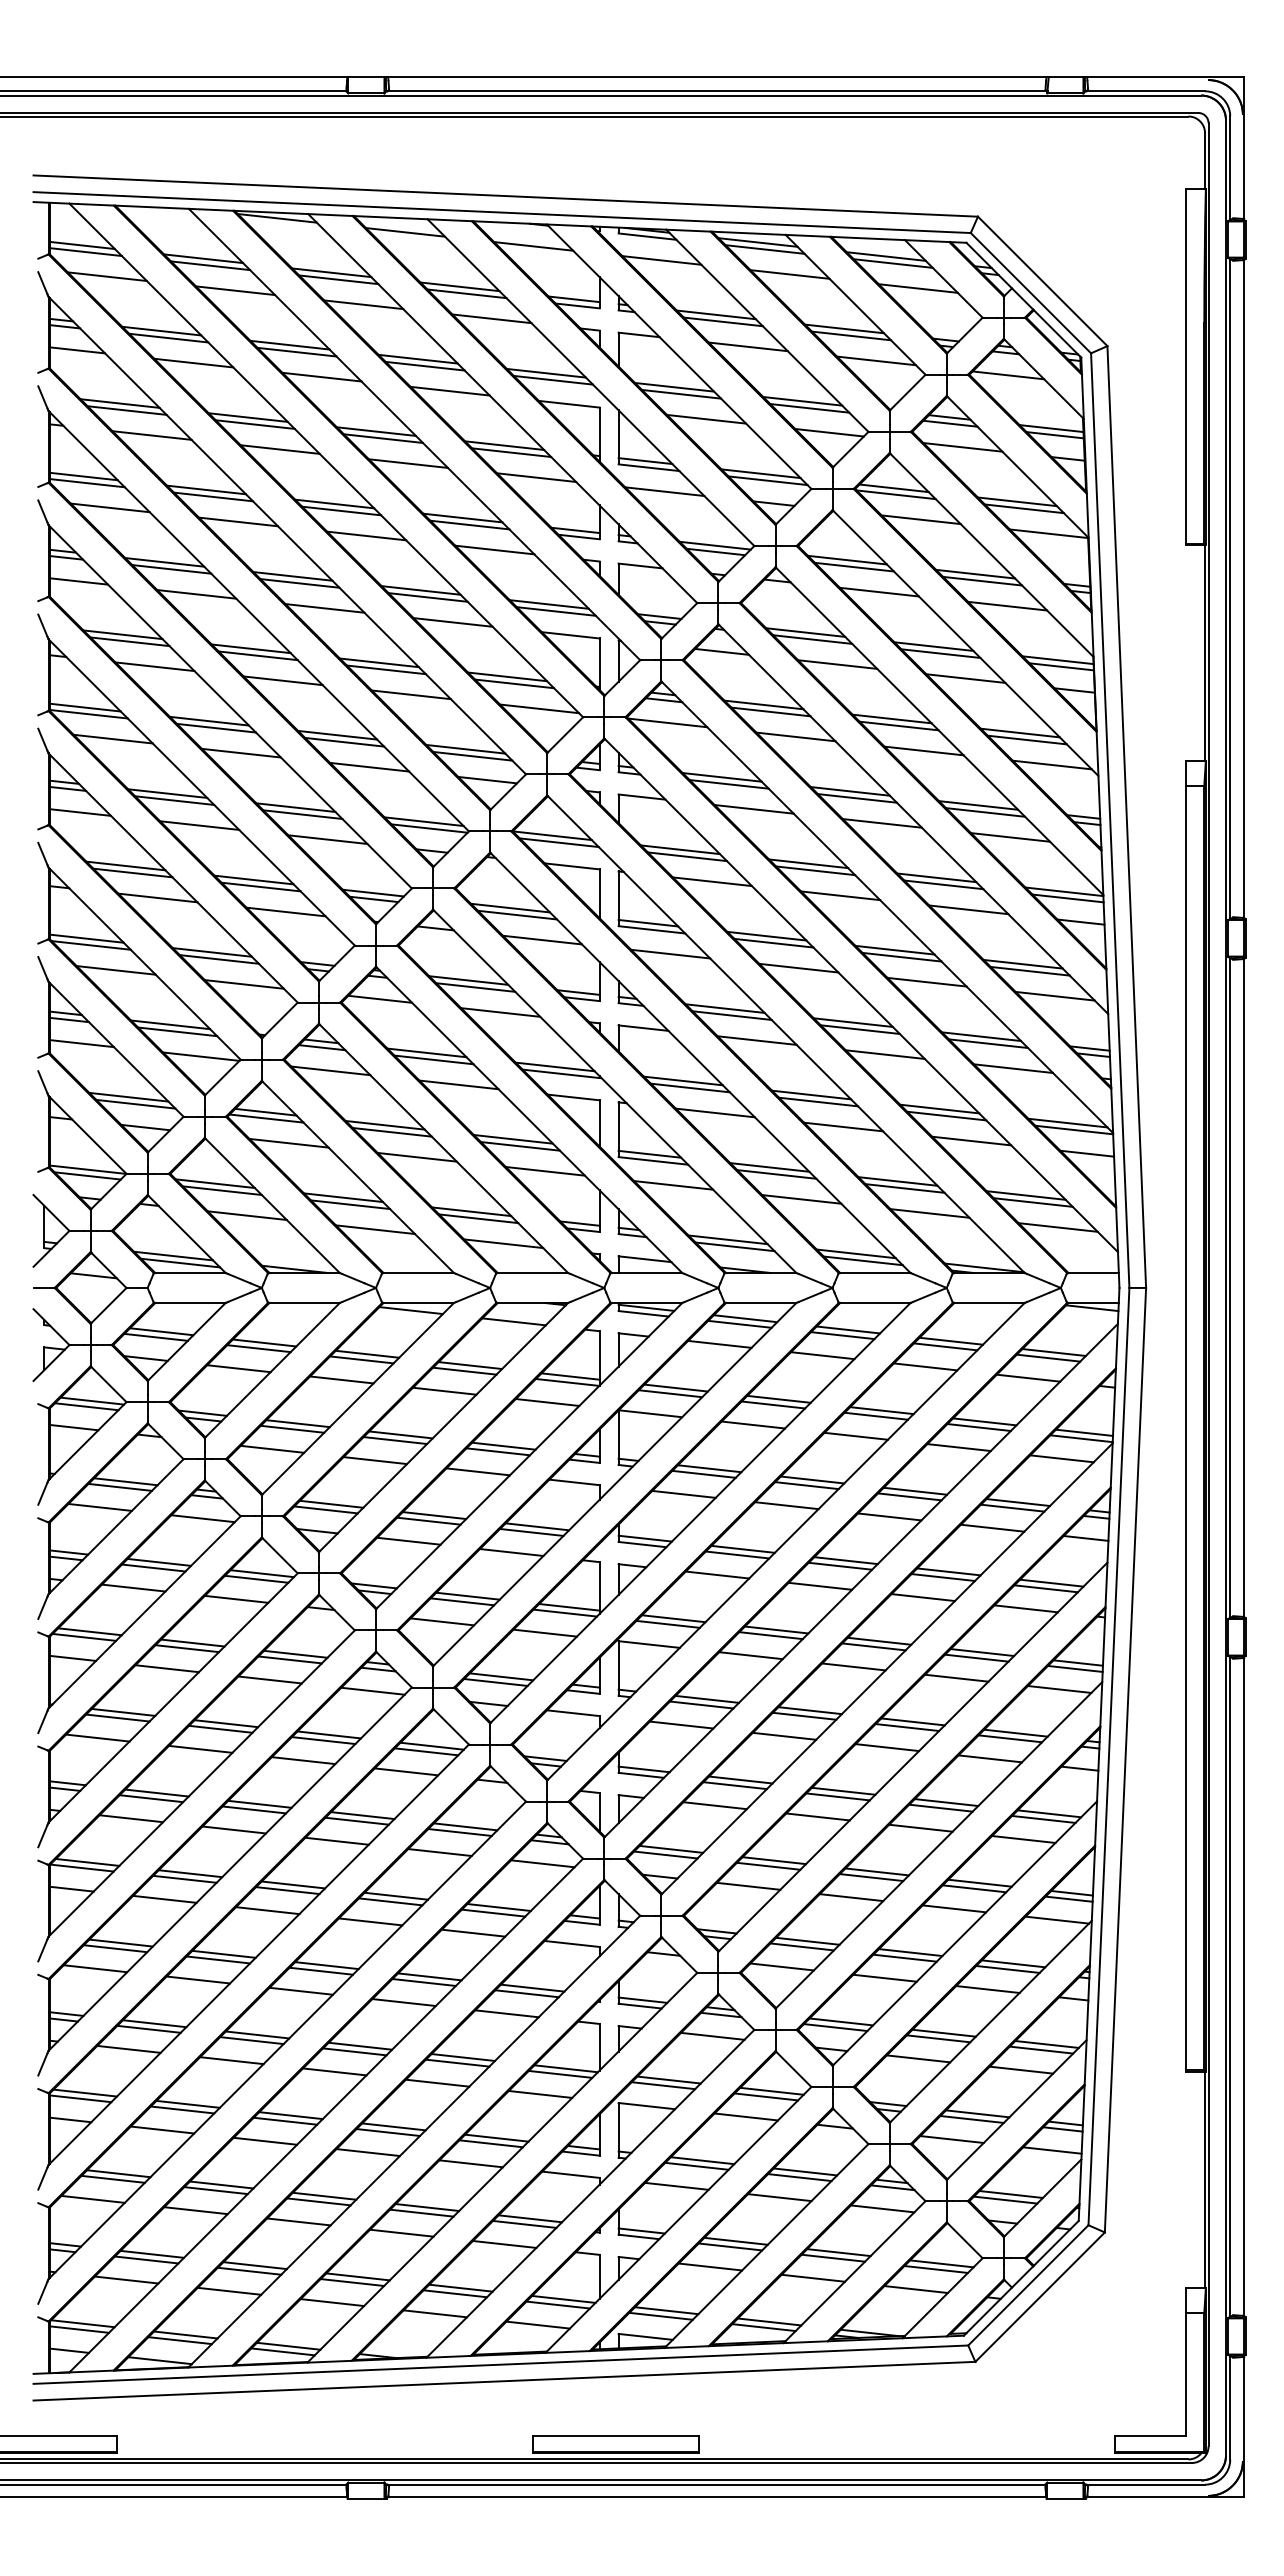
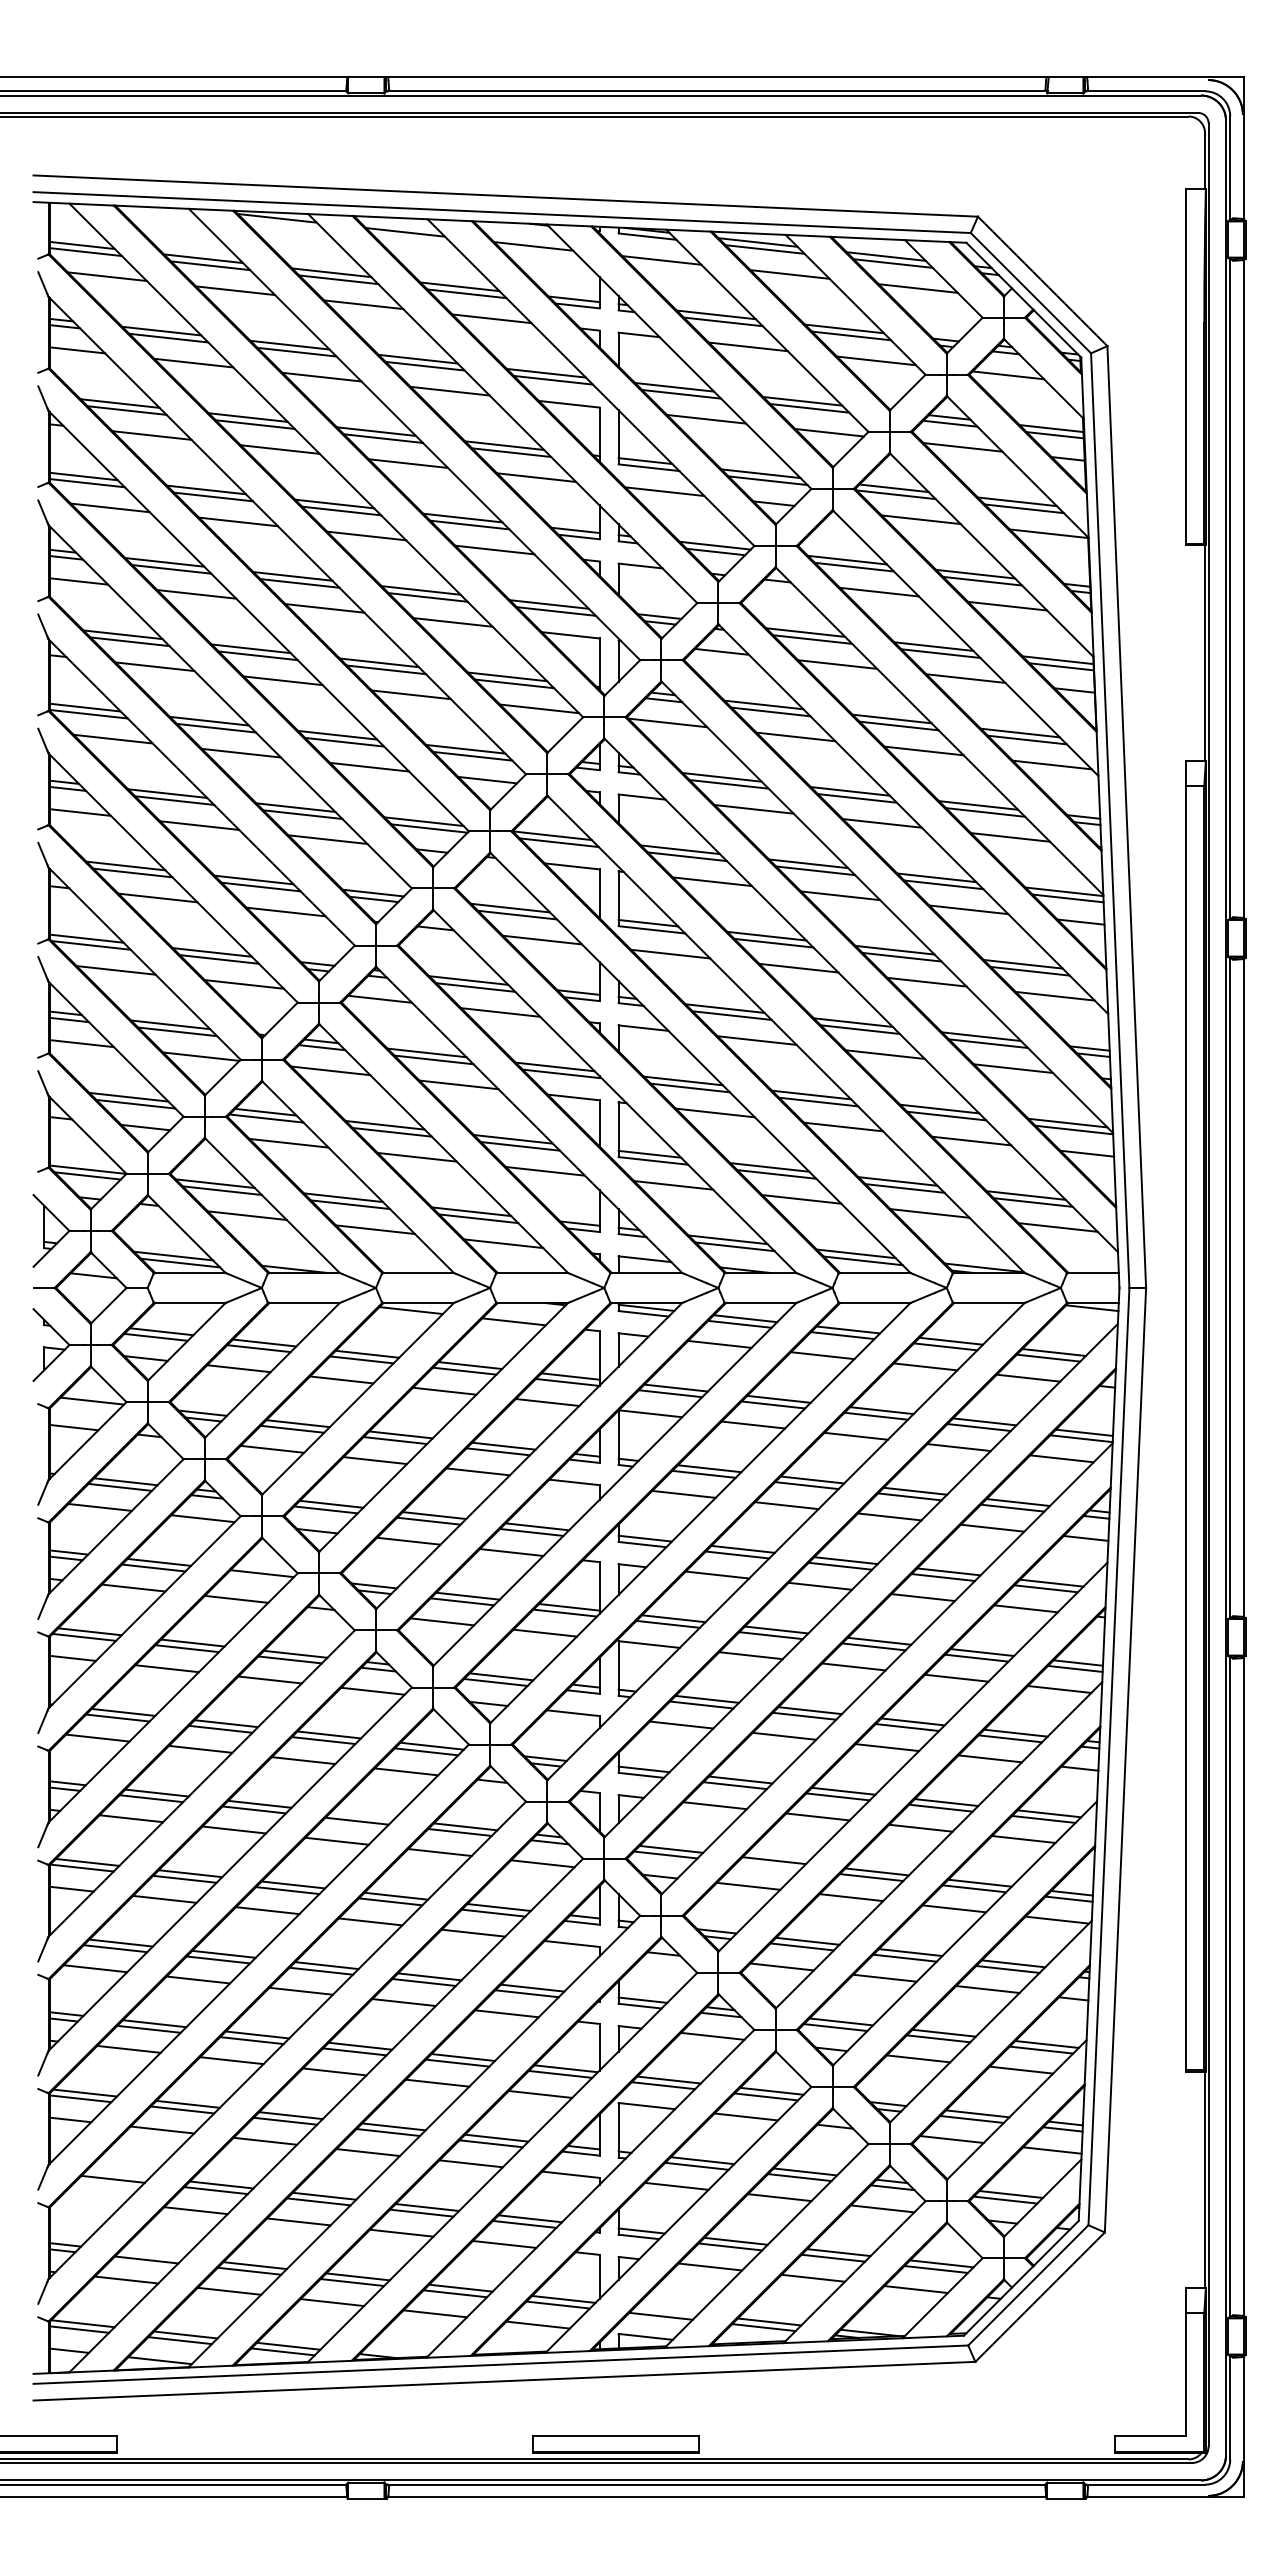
line: present -> none (86, 1406)
line: present -> none (256, 1578)
line: present -> none (362, 1815)
line: present -> none (768, 1865)
line: present -> none (118, 2173)
line: present -> none (92, 2198)
line: present -> none (152, 2253)
line: present -> none (666, 2310)
